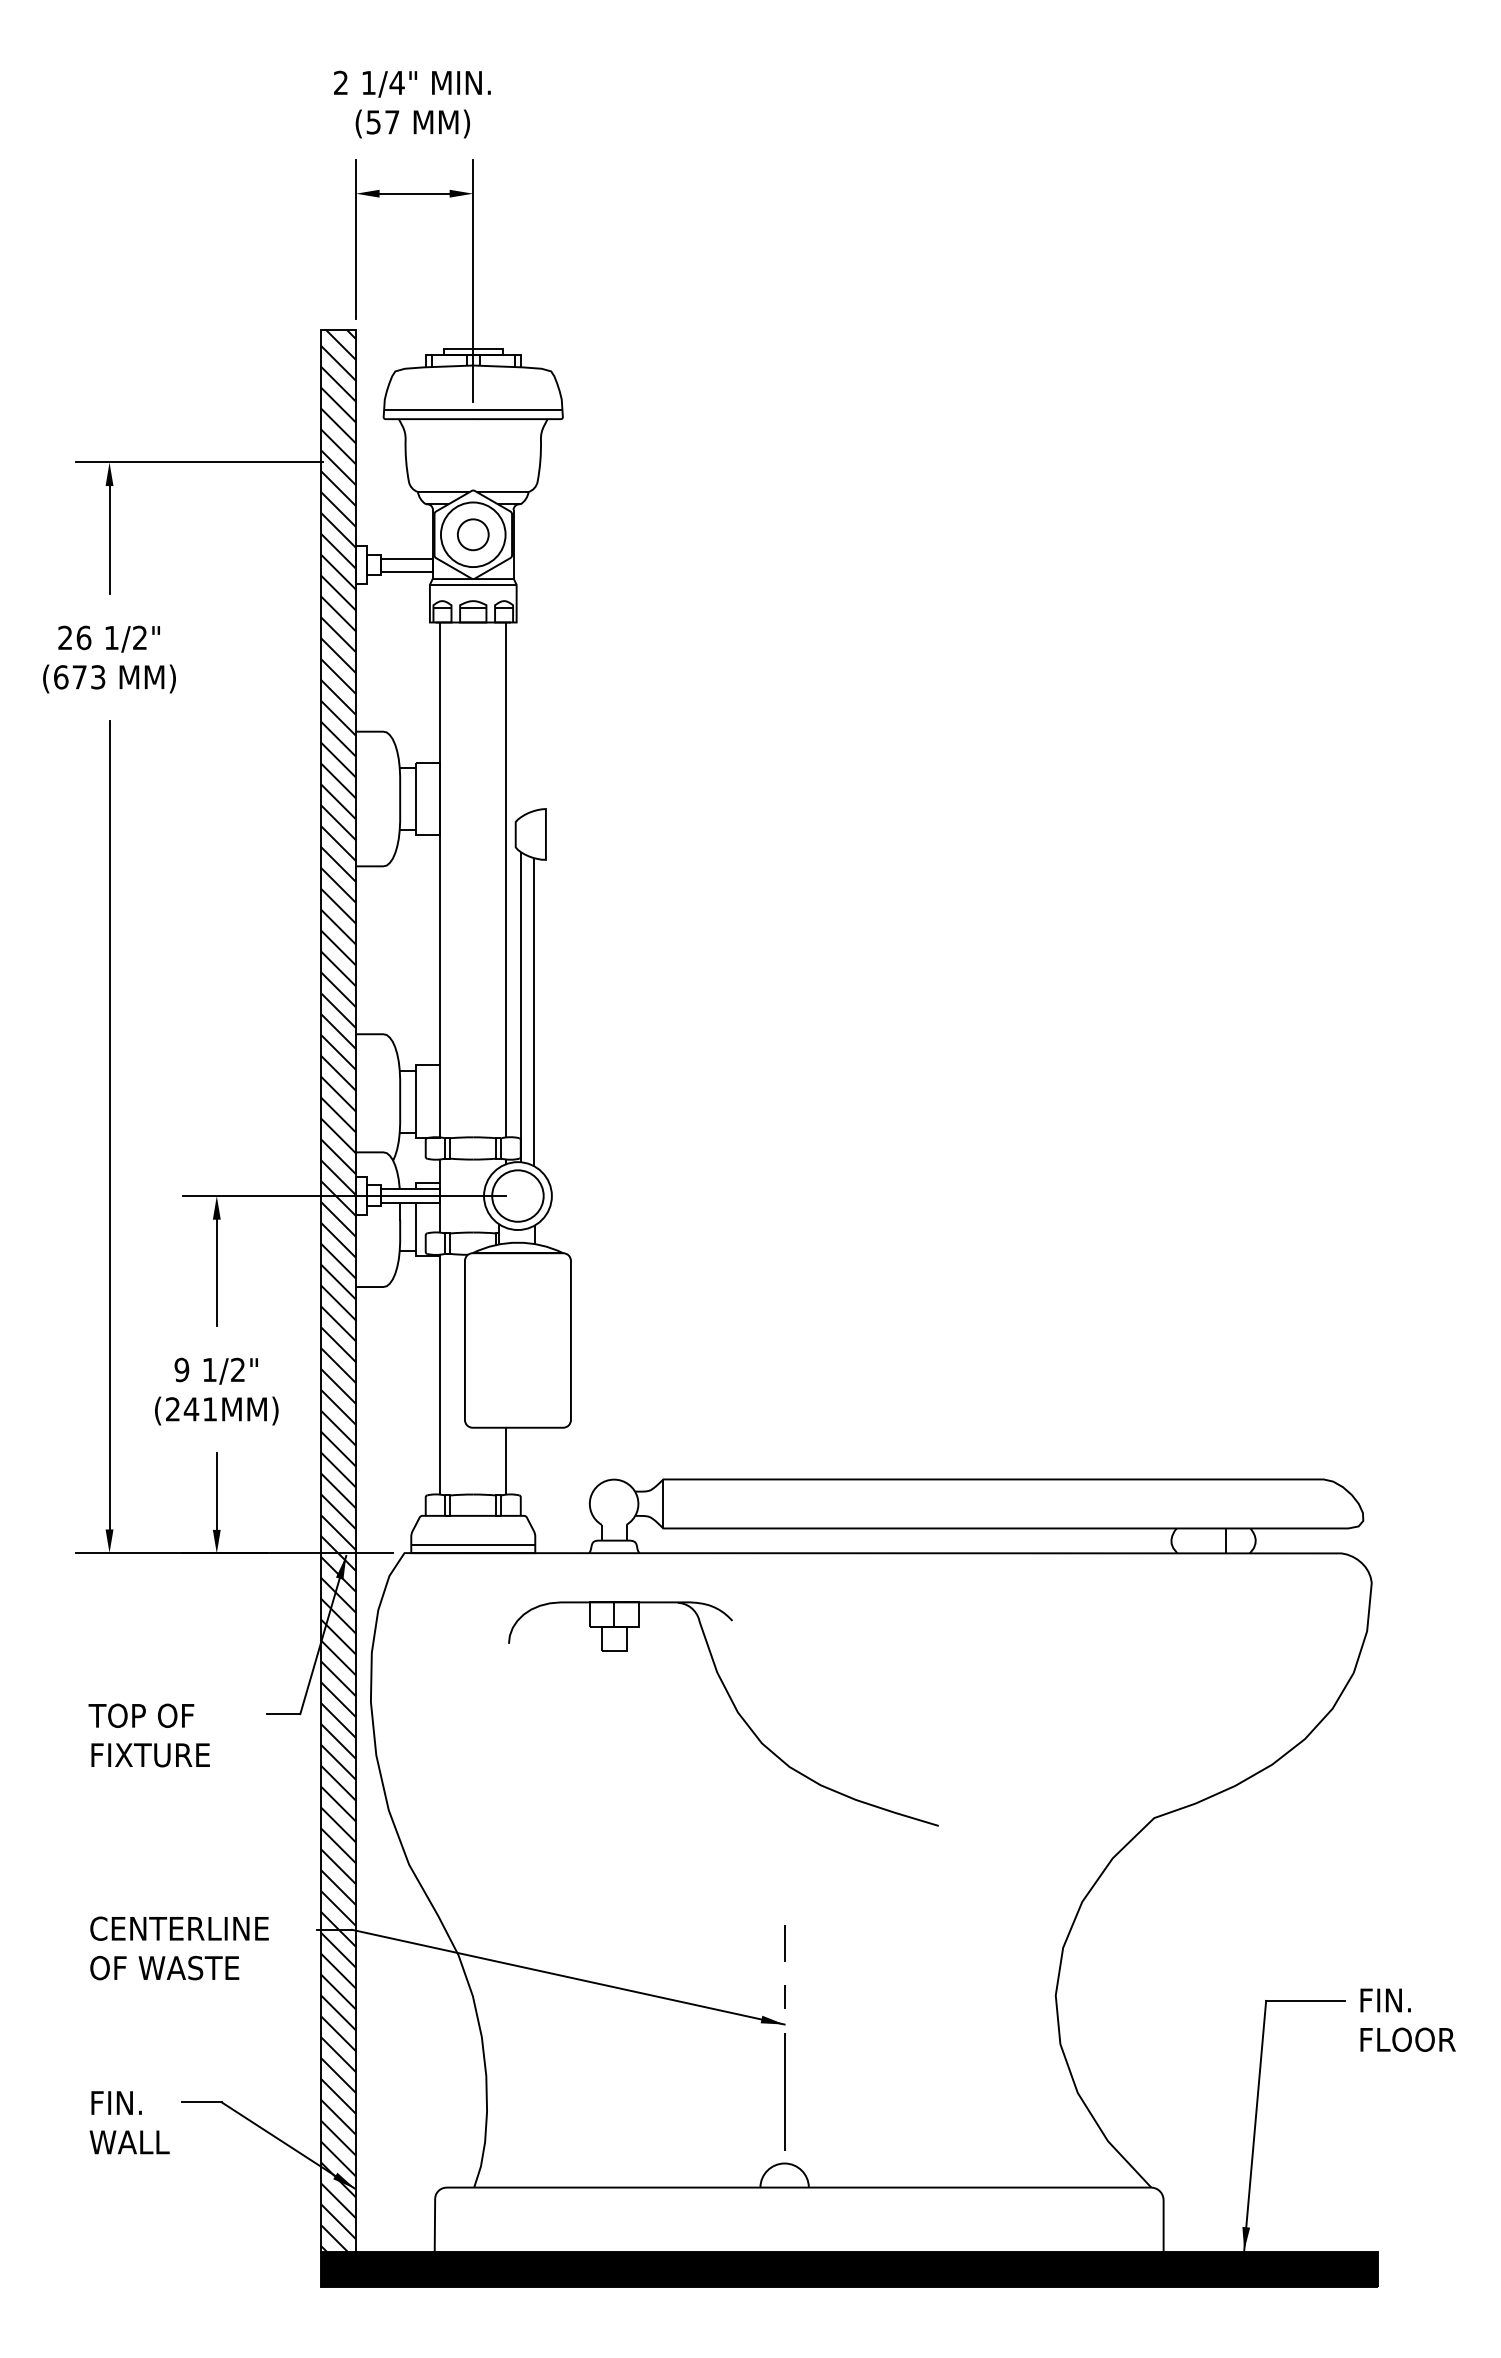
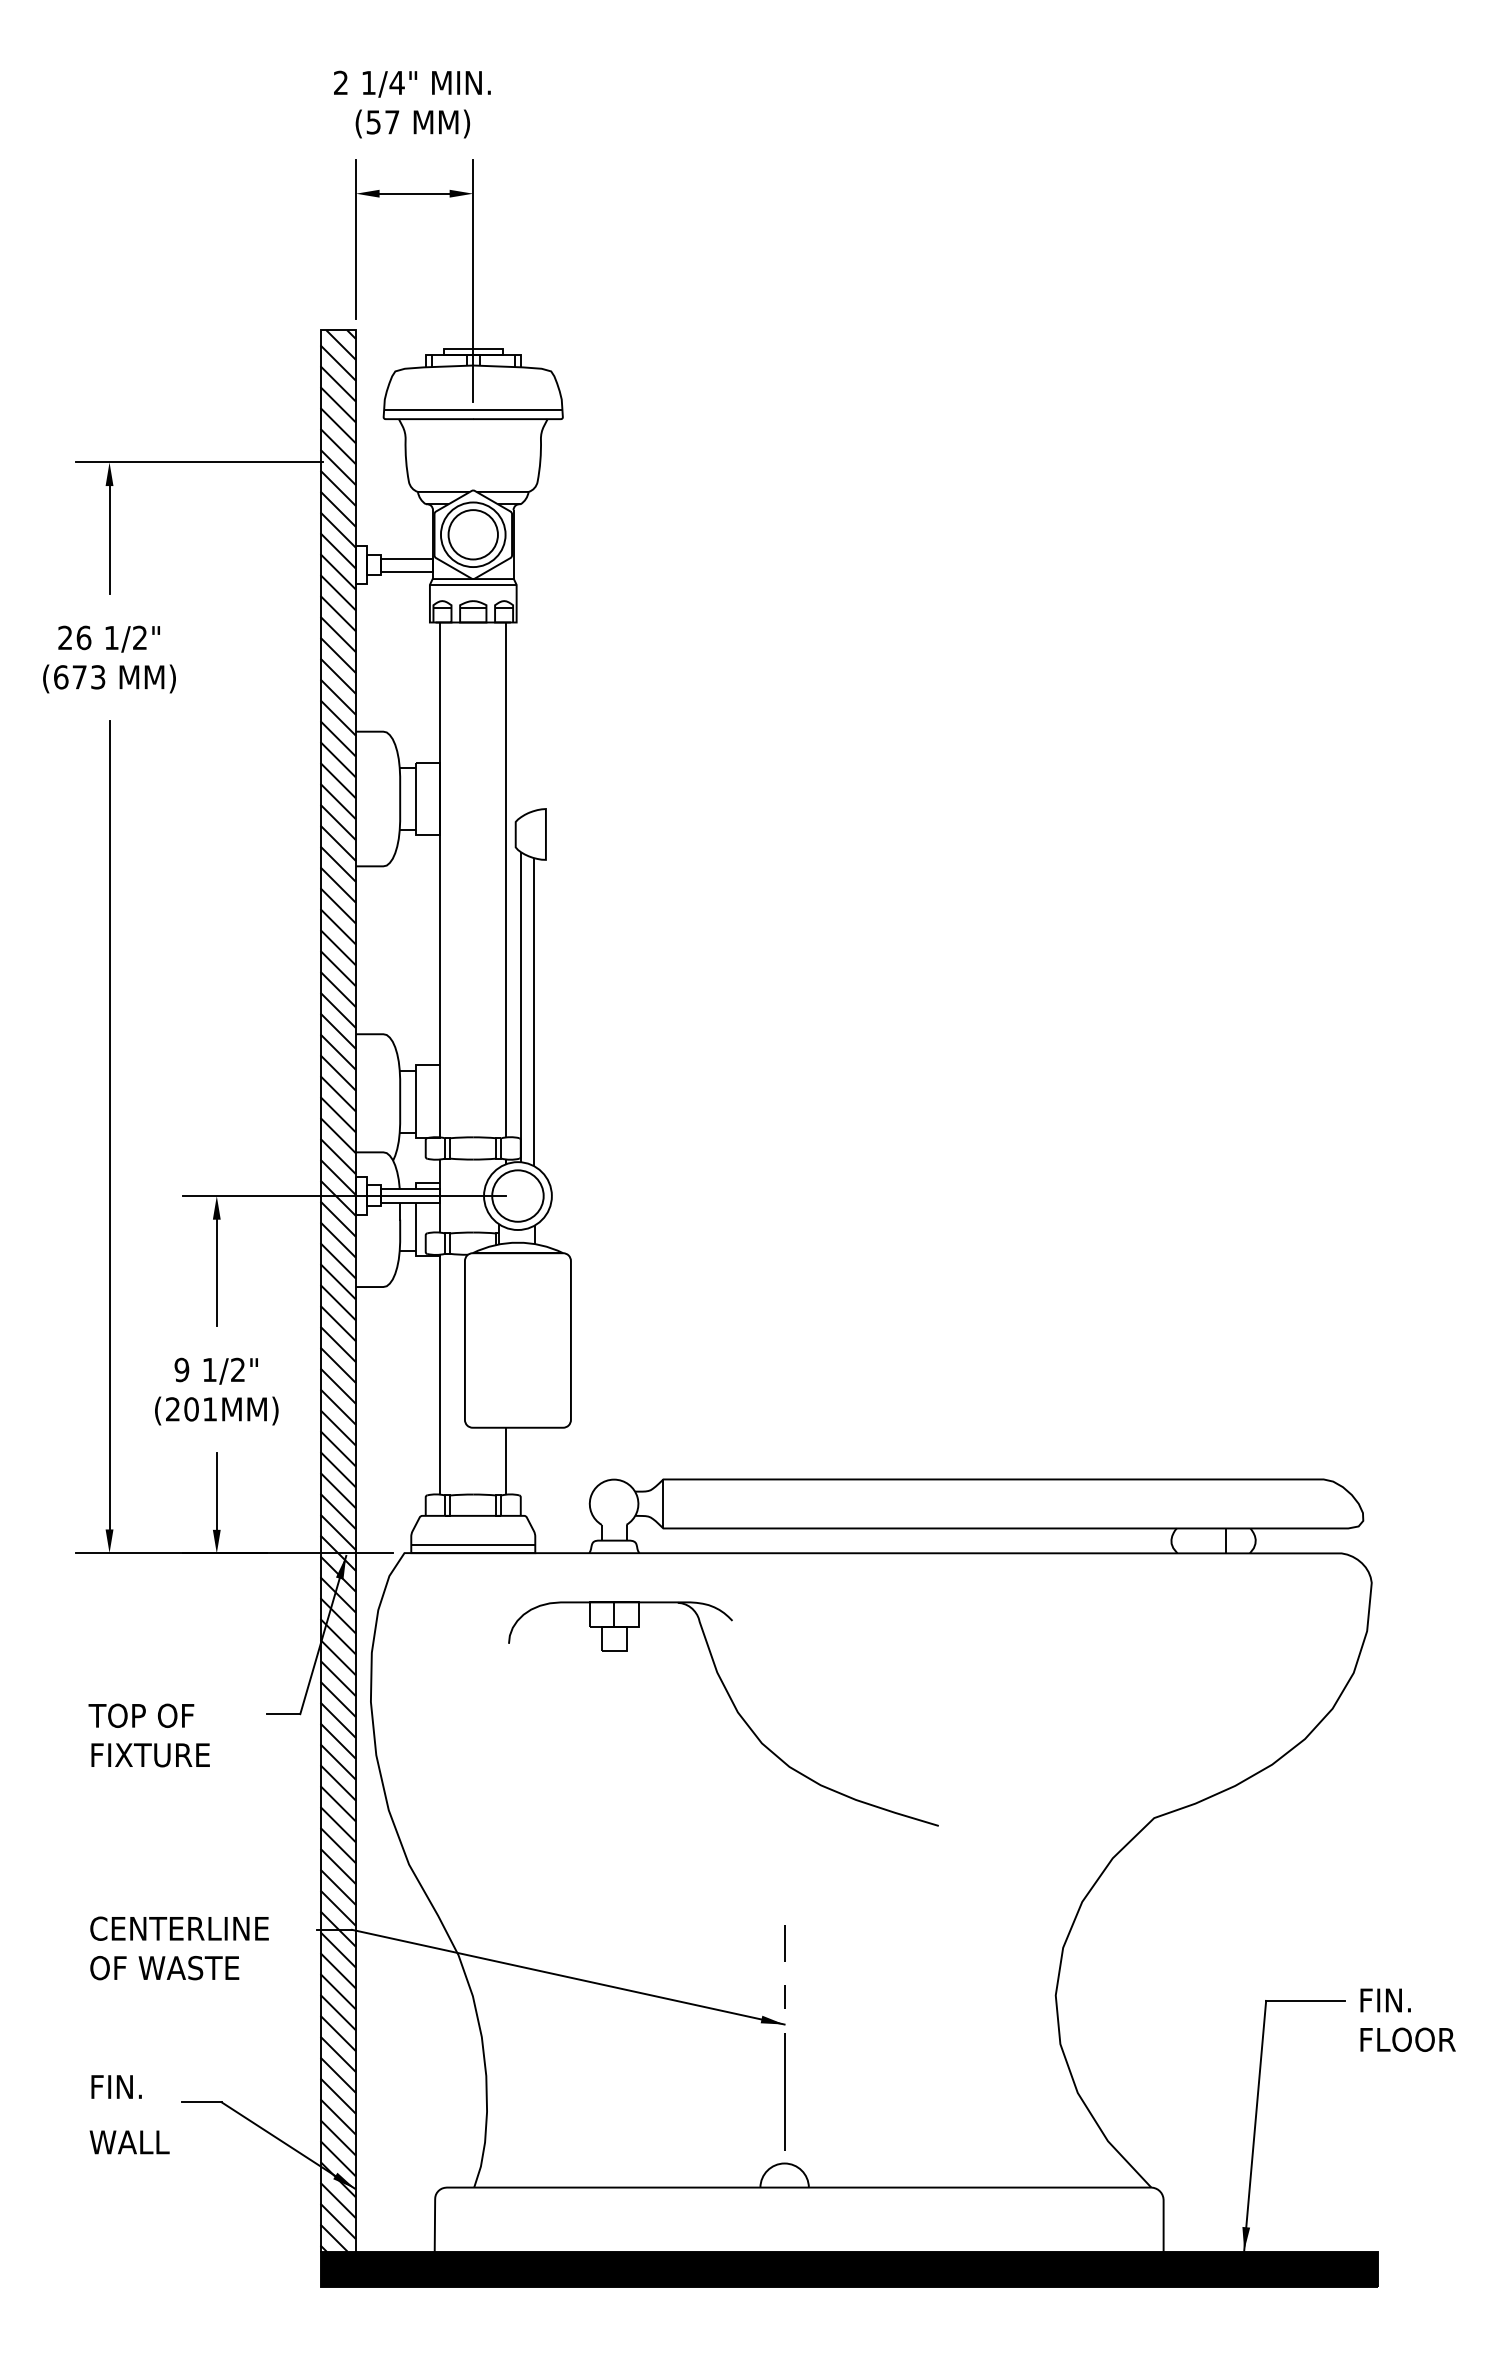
circle diameter: 31 px -> 49 px (472, 534)
text: (241MM) -> (201MM) (191, 1409)
text position: (116, 2102) -> (116, 2086) (116, 2086)
